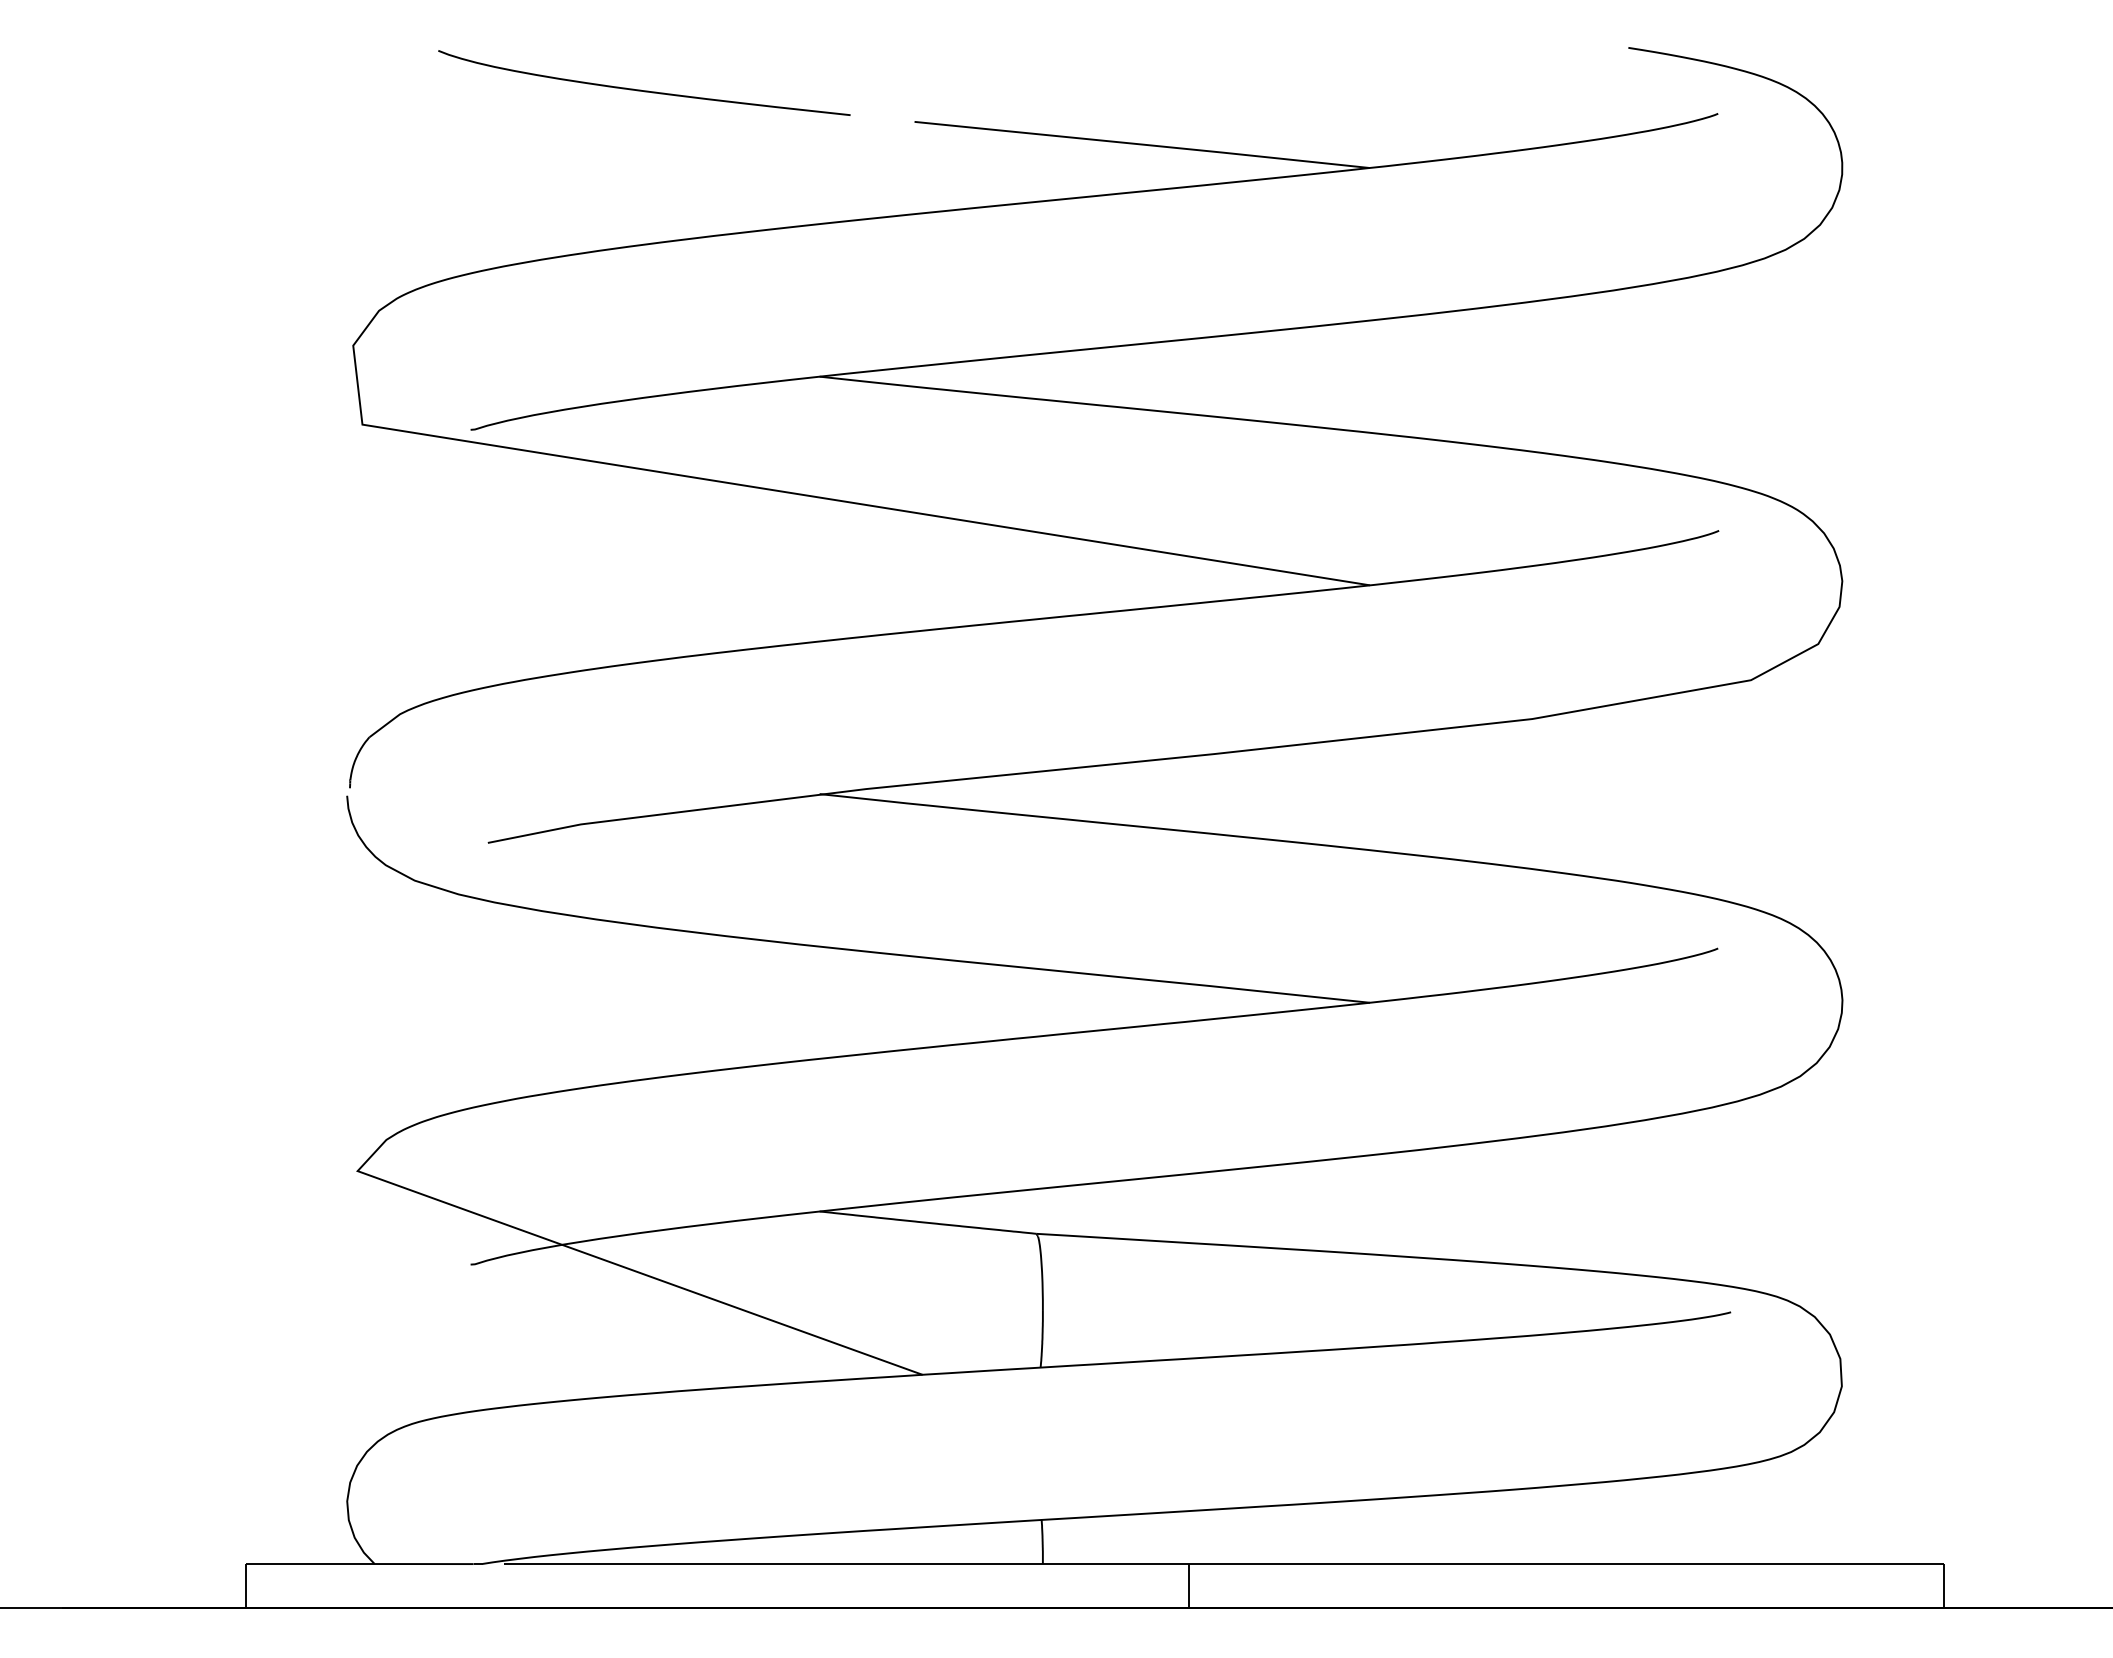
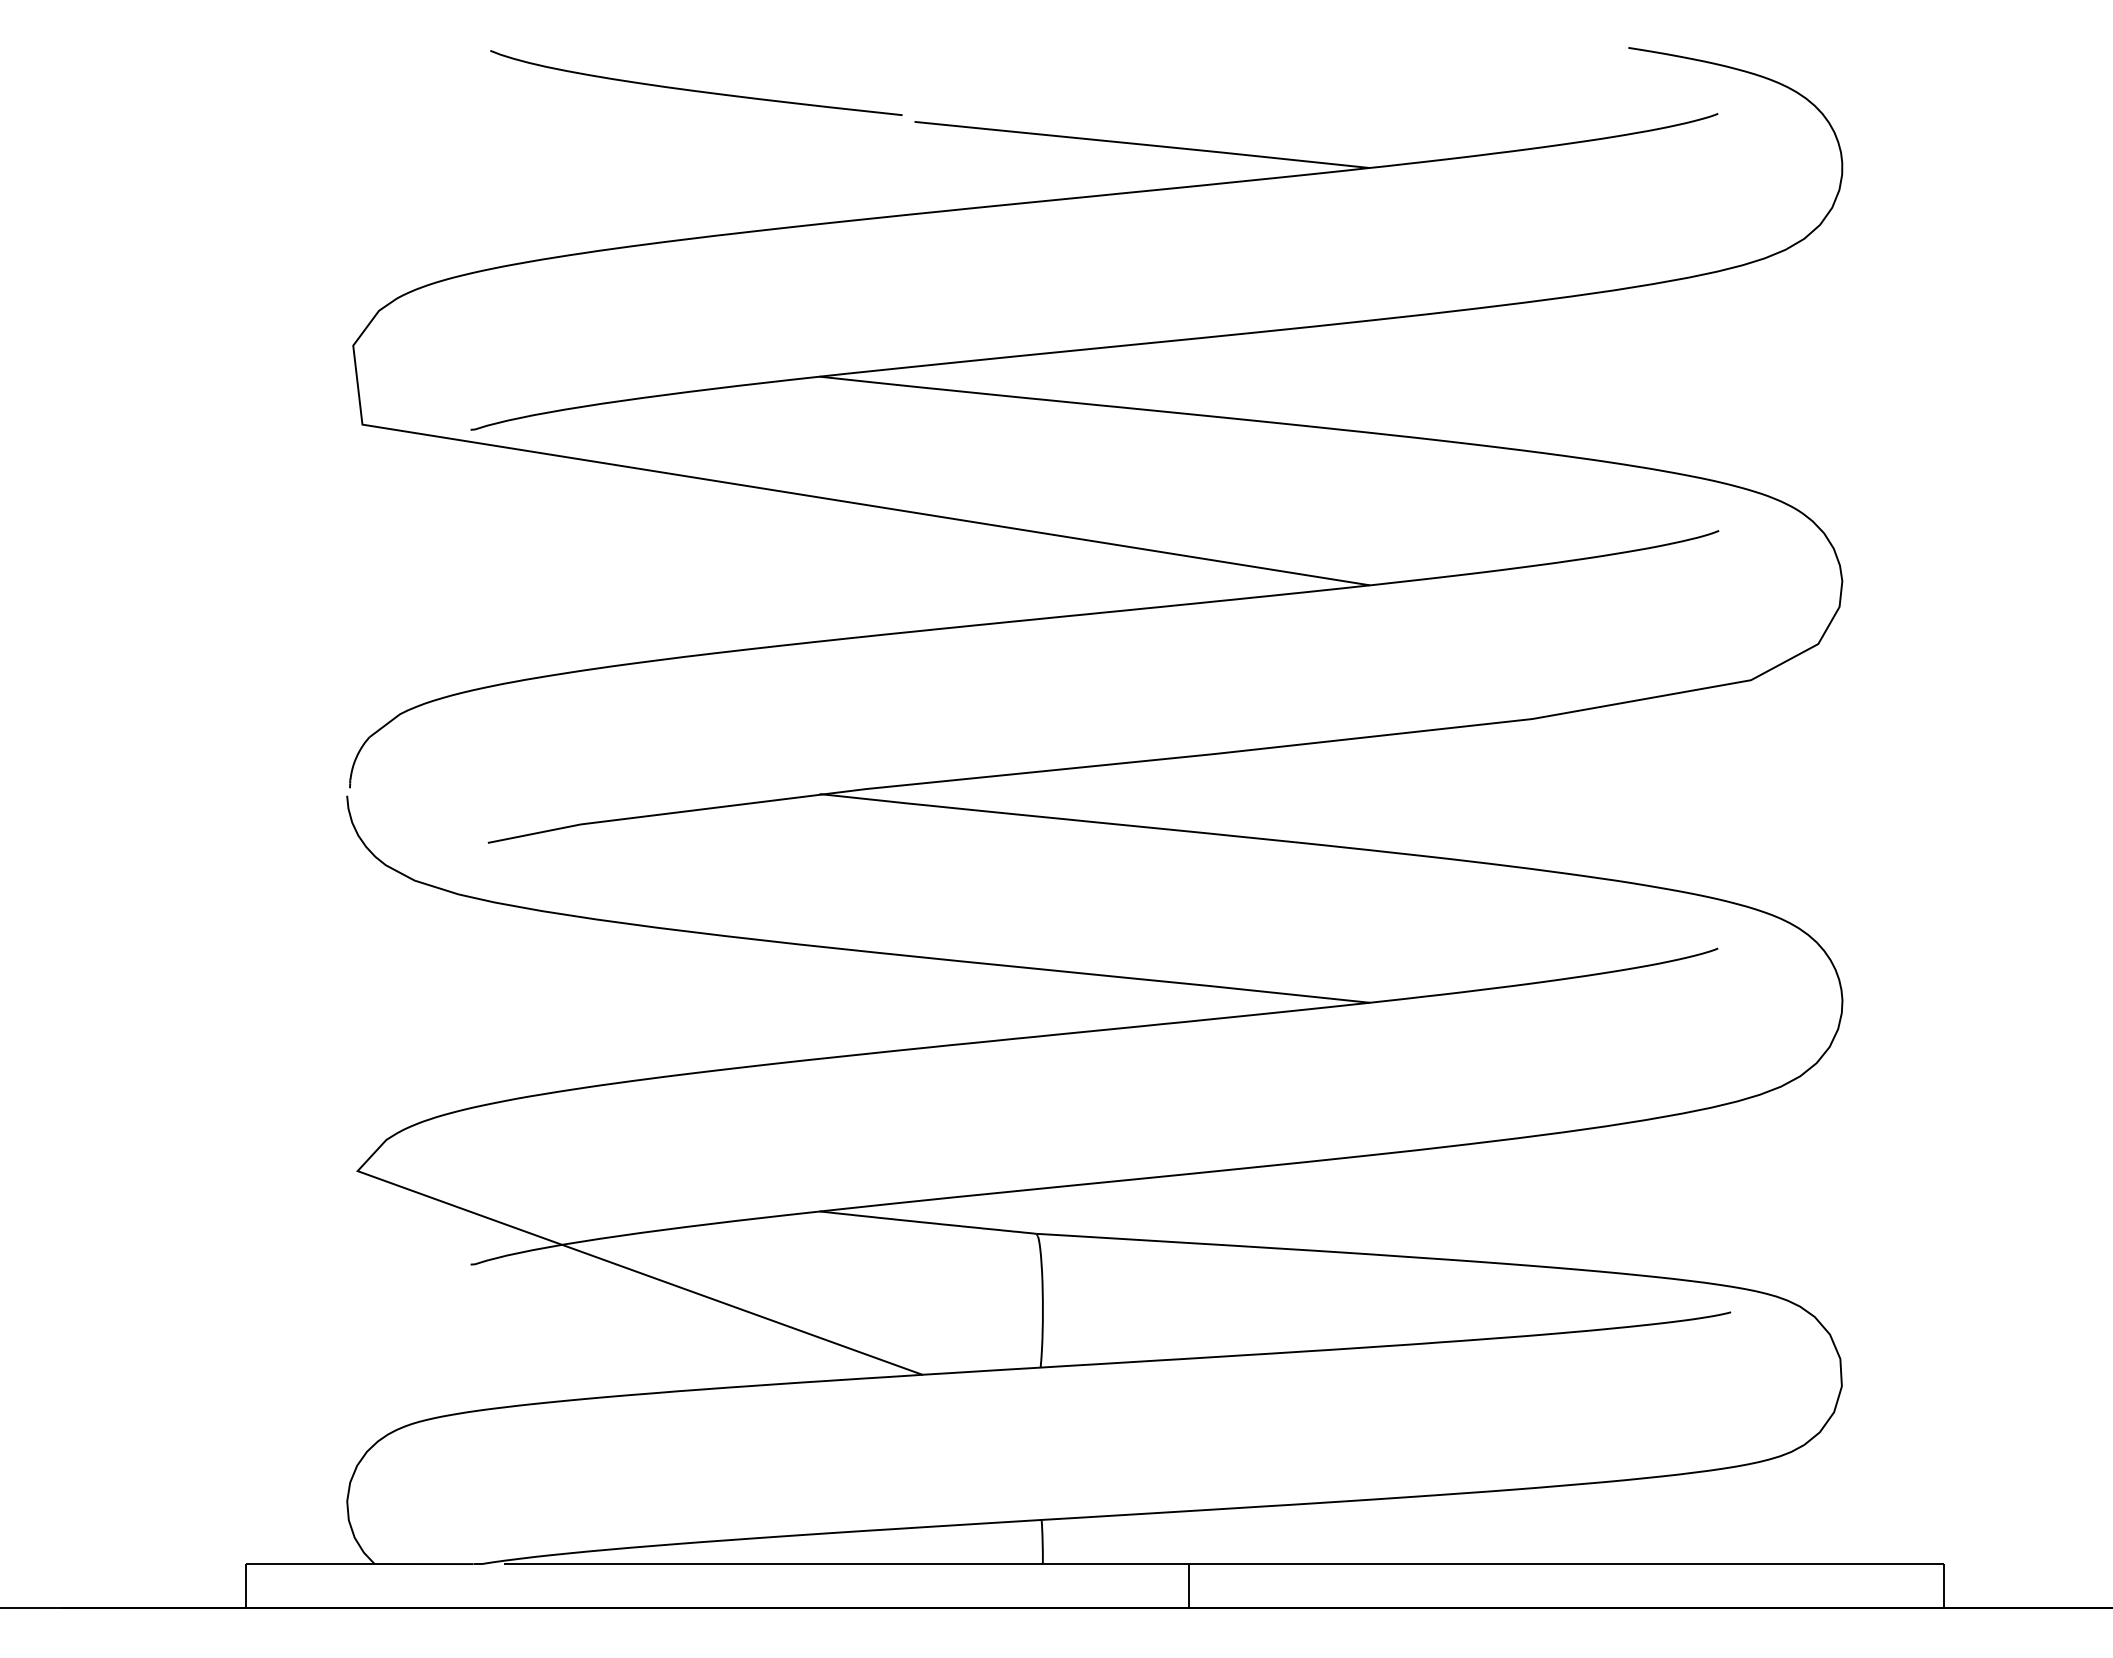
curve position: (641, 89) -> (693, 89) (693, 89)
